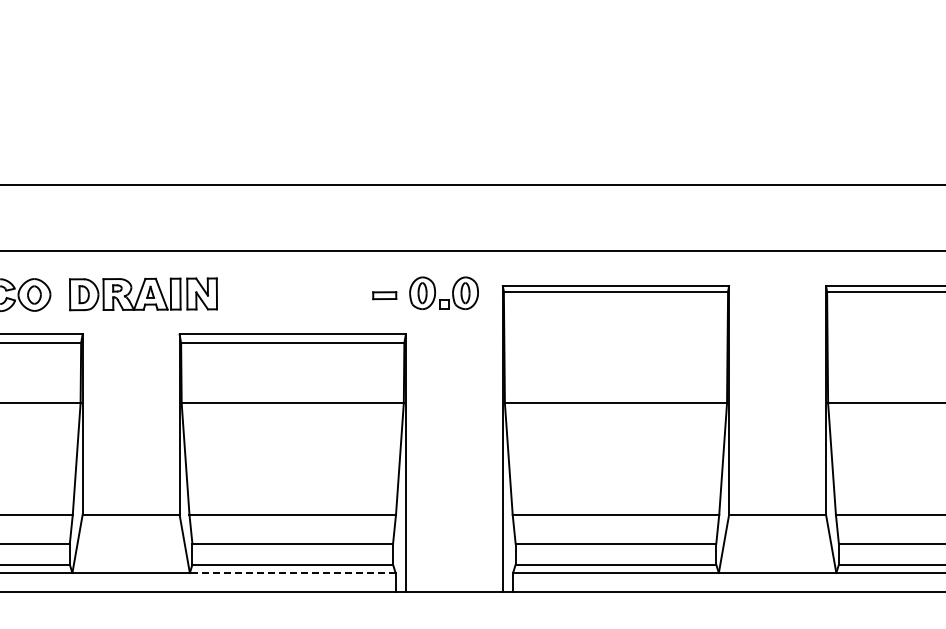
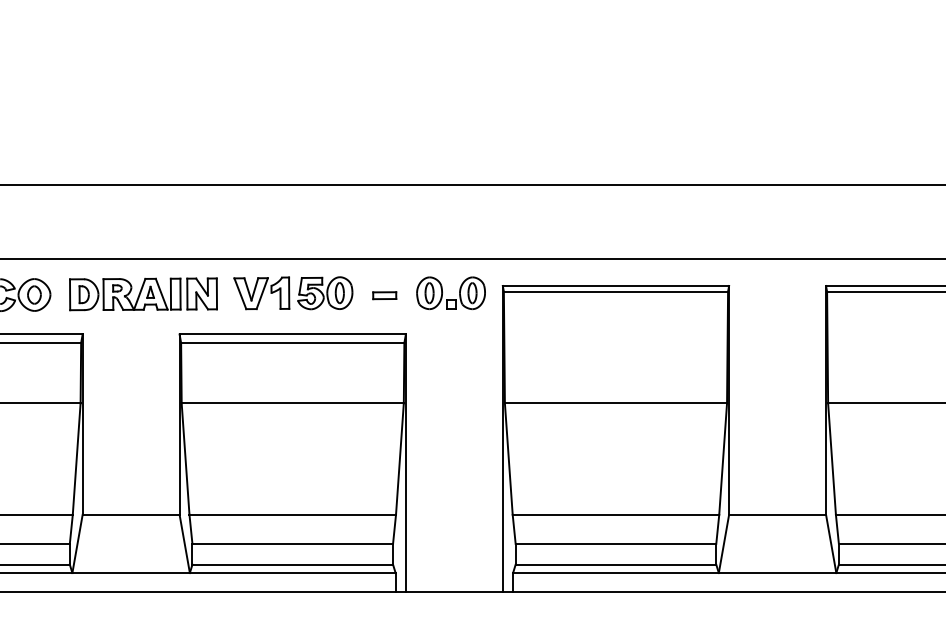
line position: (472, 250) -> (472, 258) (472, 258)
part: none -> present (293, 293)
part position: (443, 299) -> (450, 299) (450, 299)
line: dashed -> solid (292, 573)
